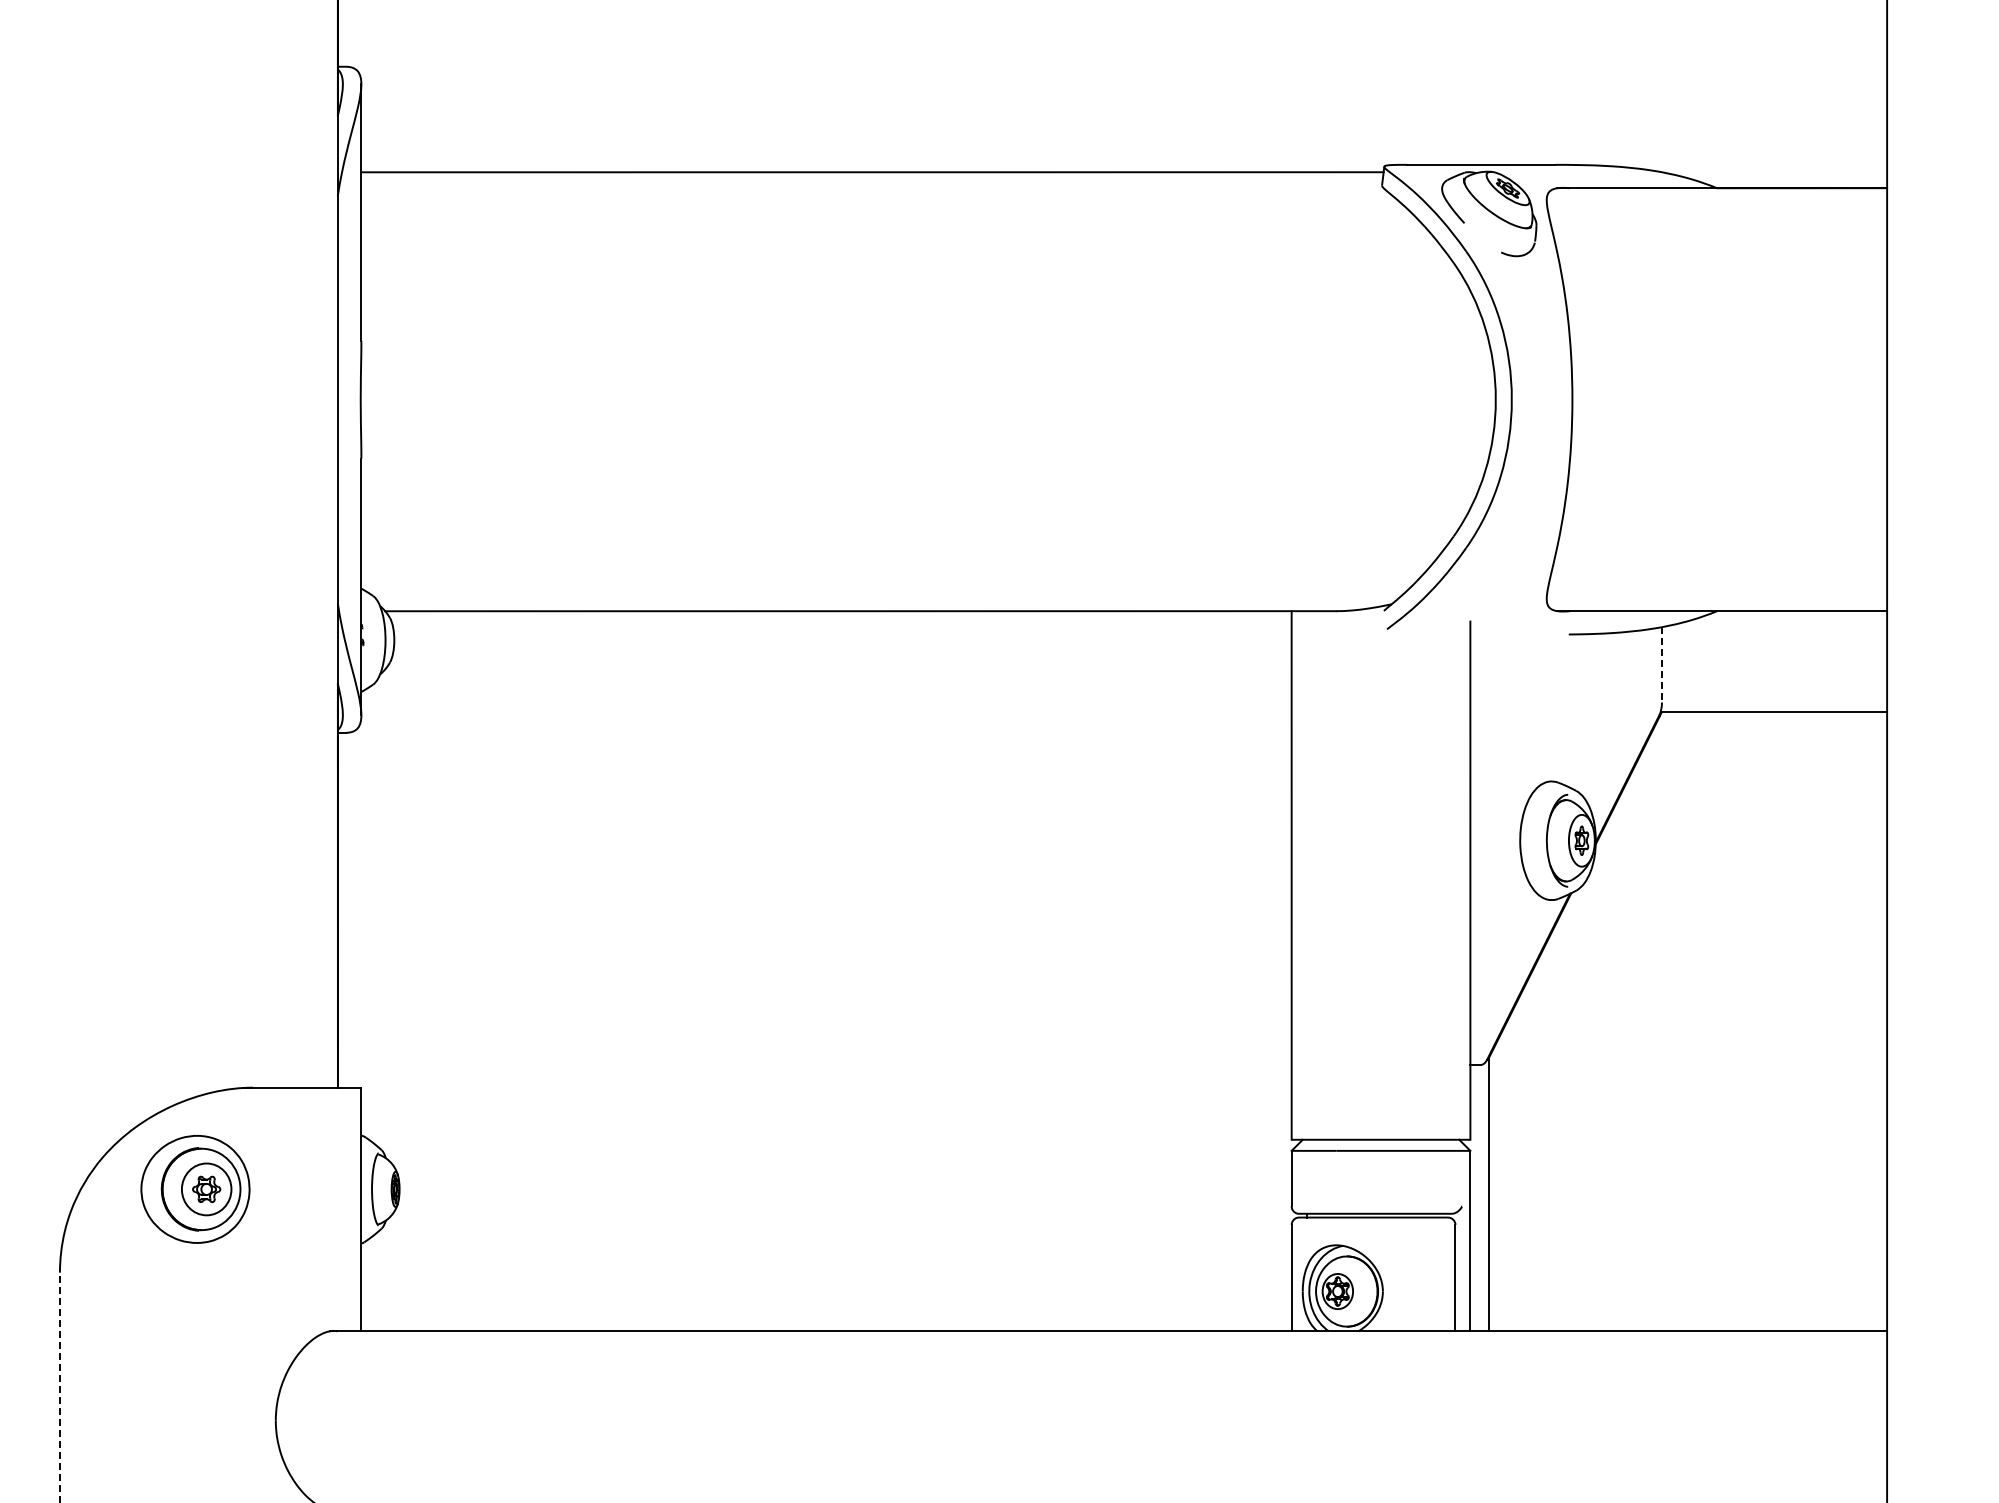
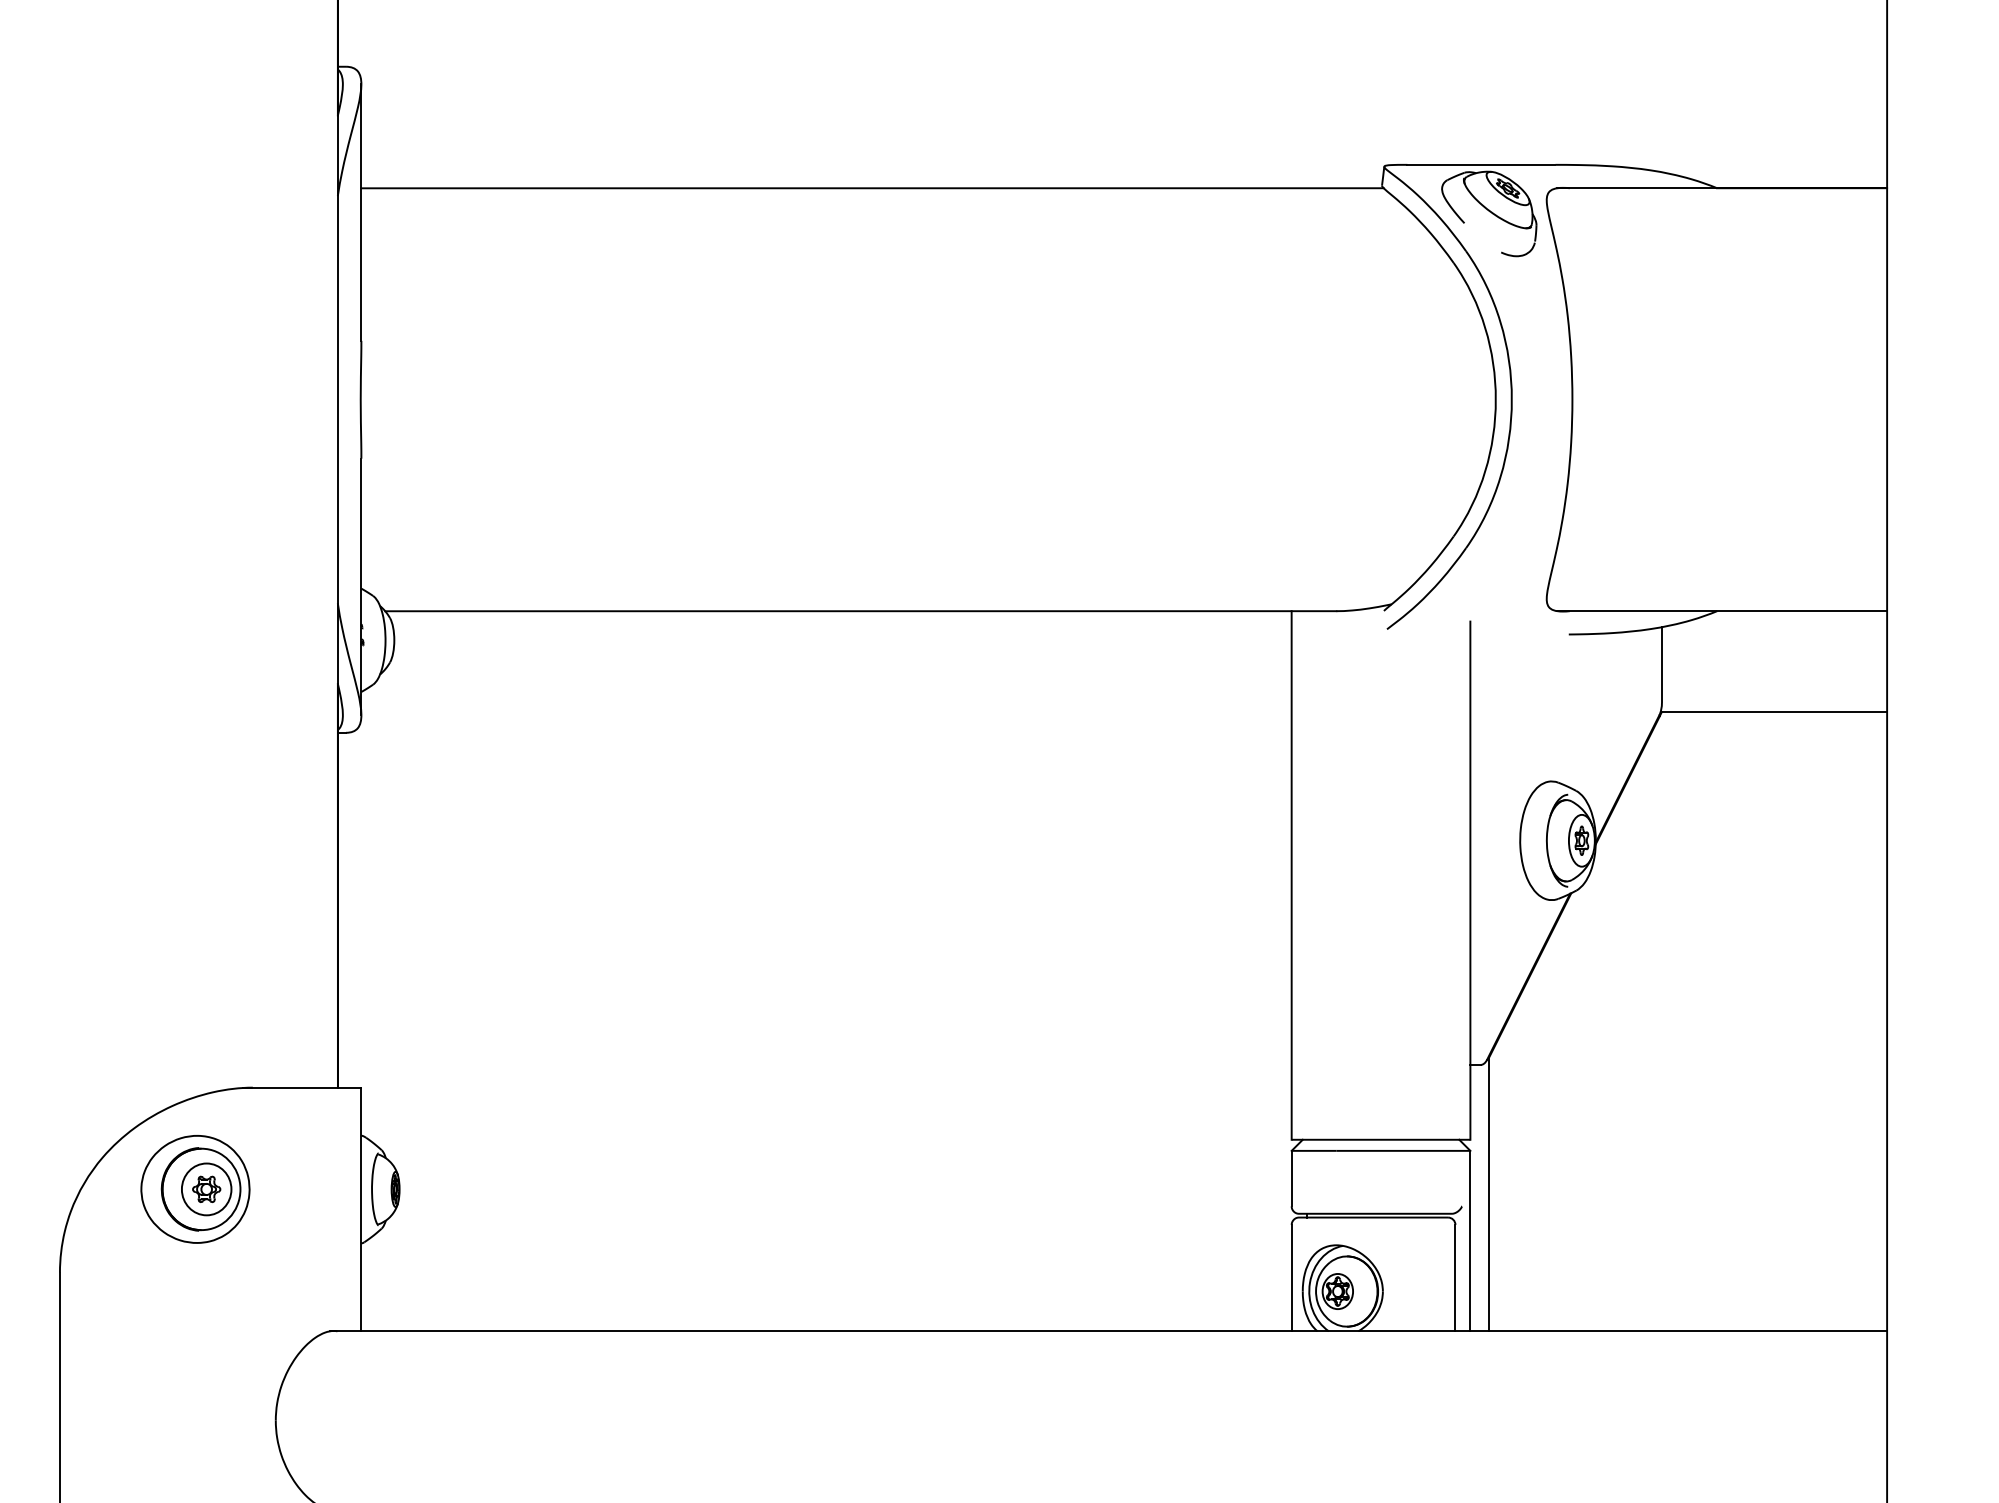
line position: (872, 172) -> (872, 188) (872, 188)
line: dashed -> solid (1661, 664)
line: dashed -> solid (59, 1387)
